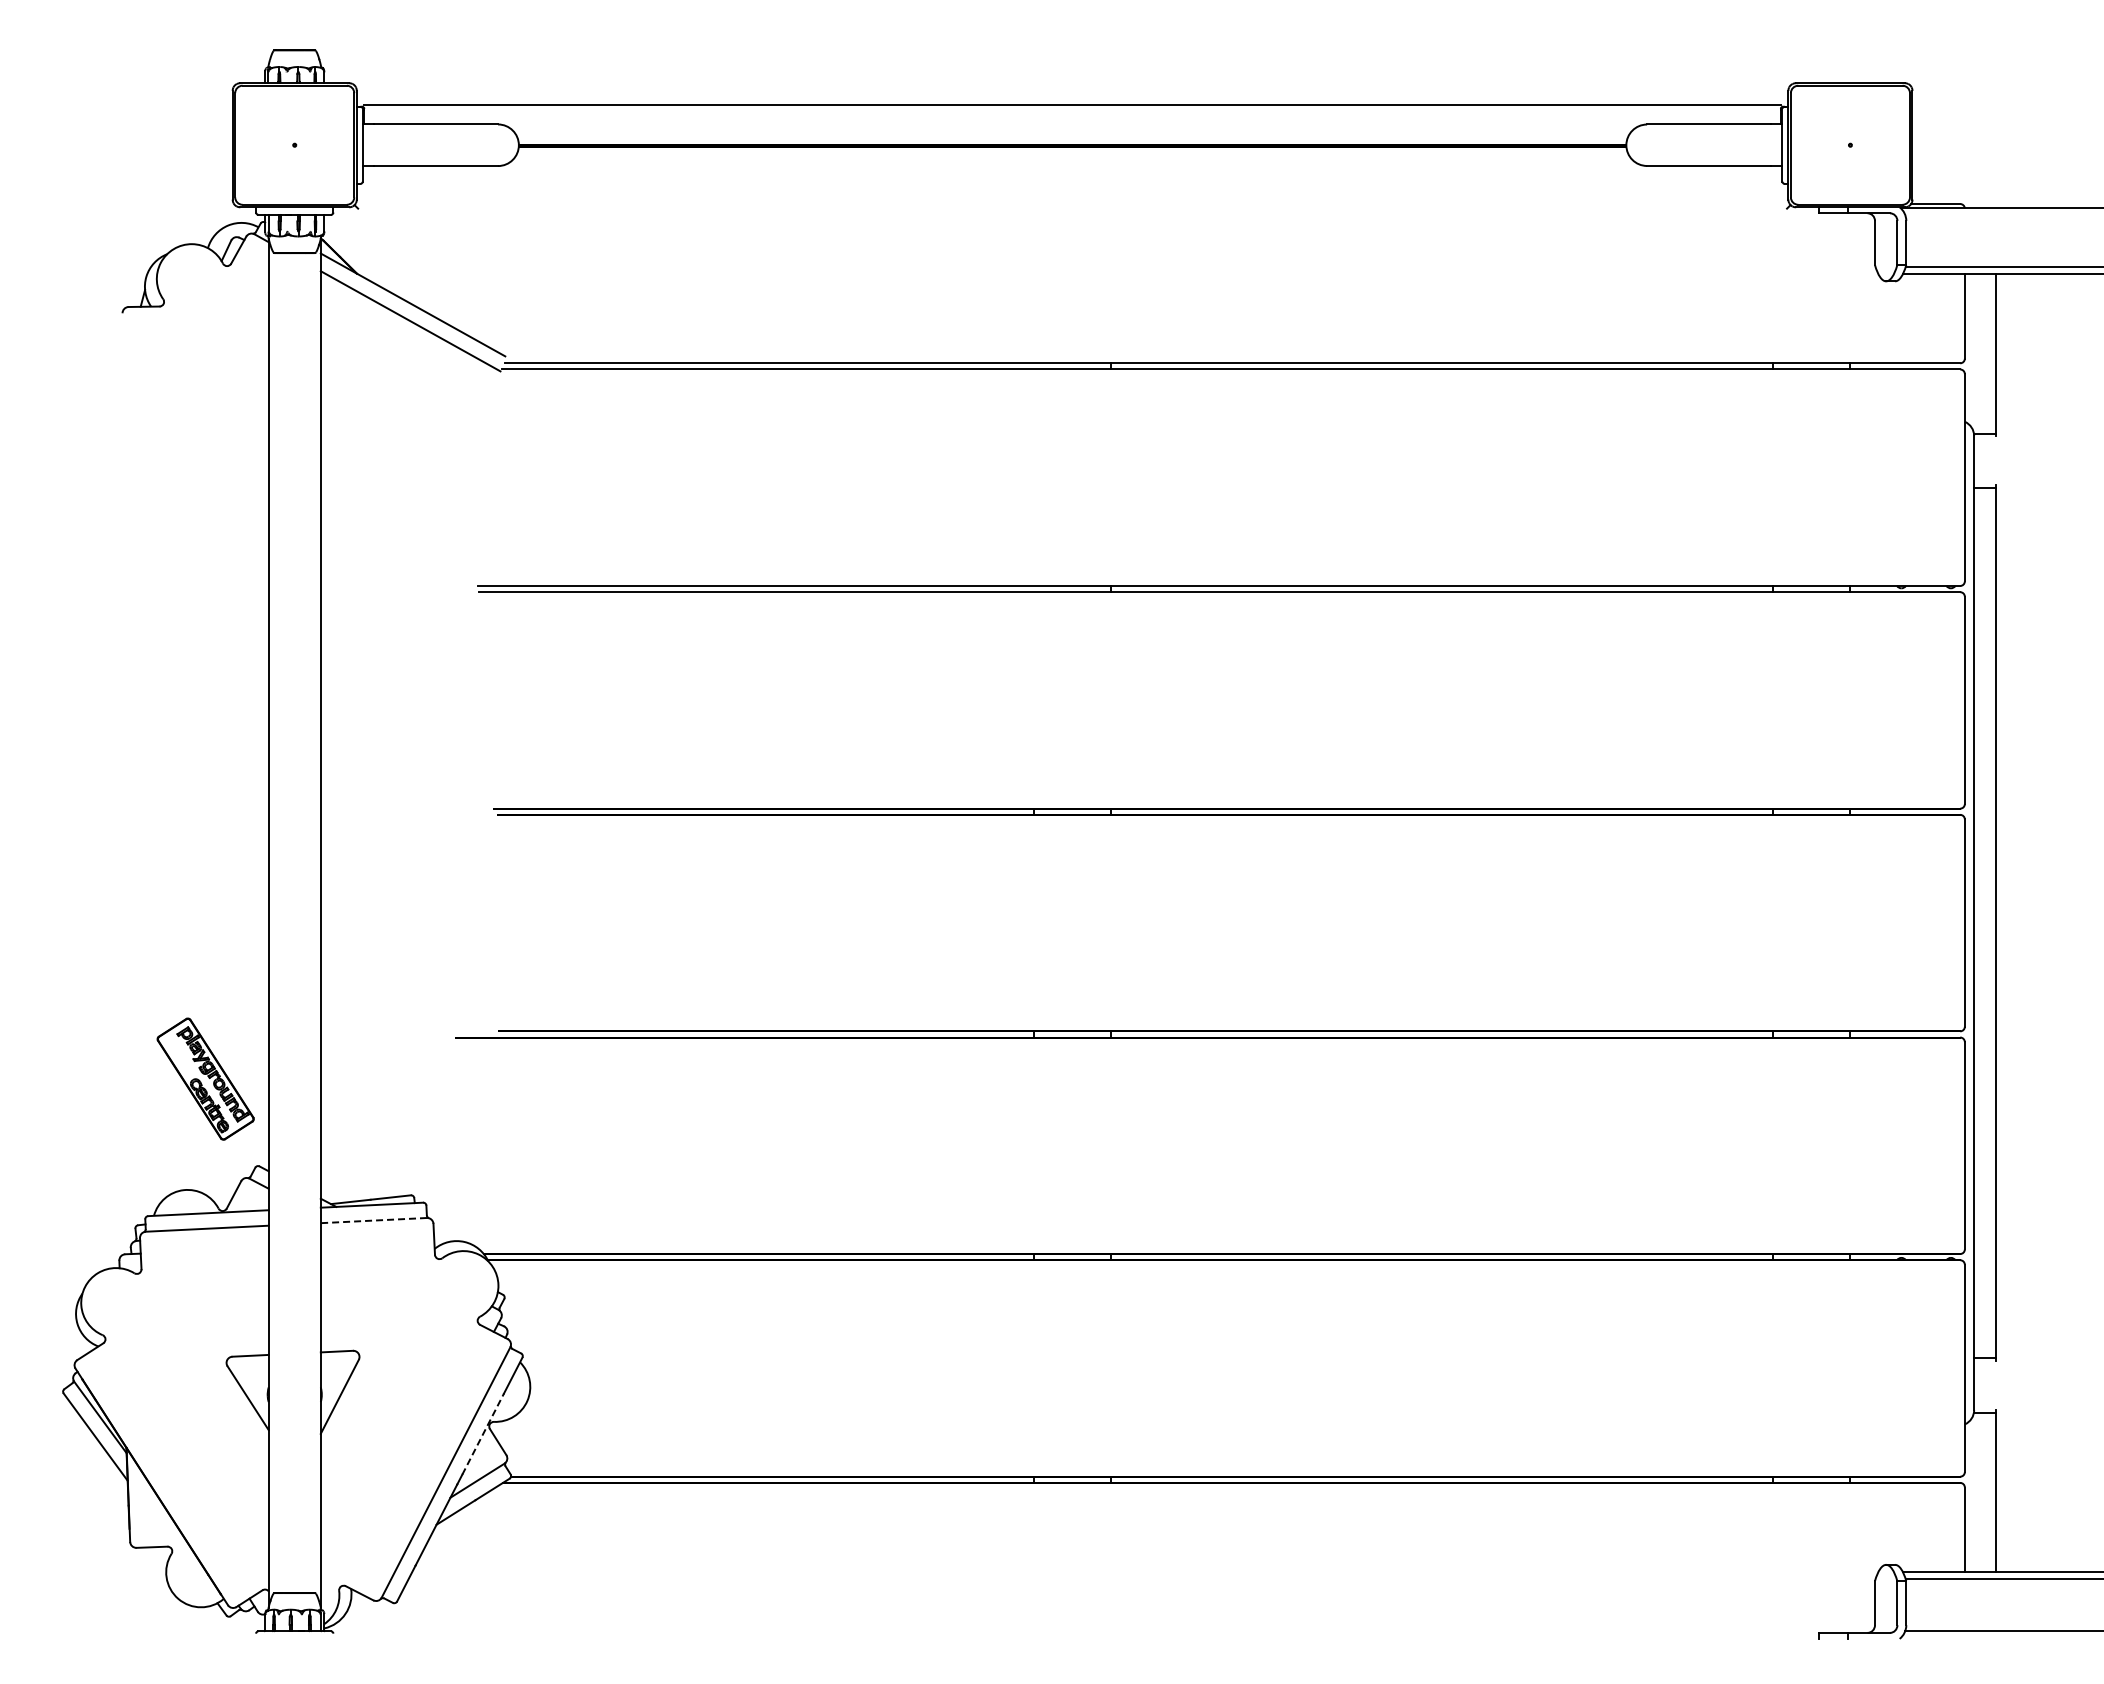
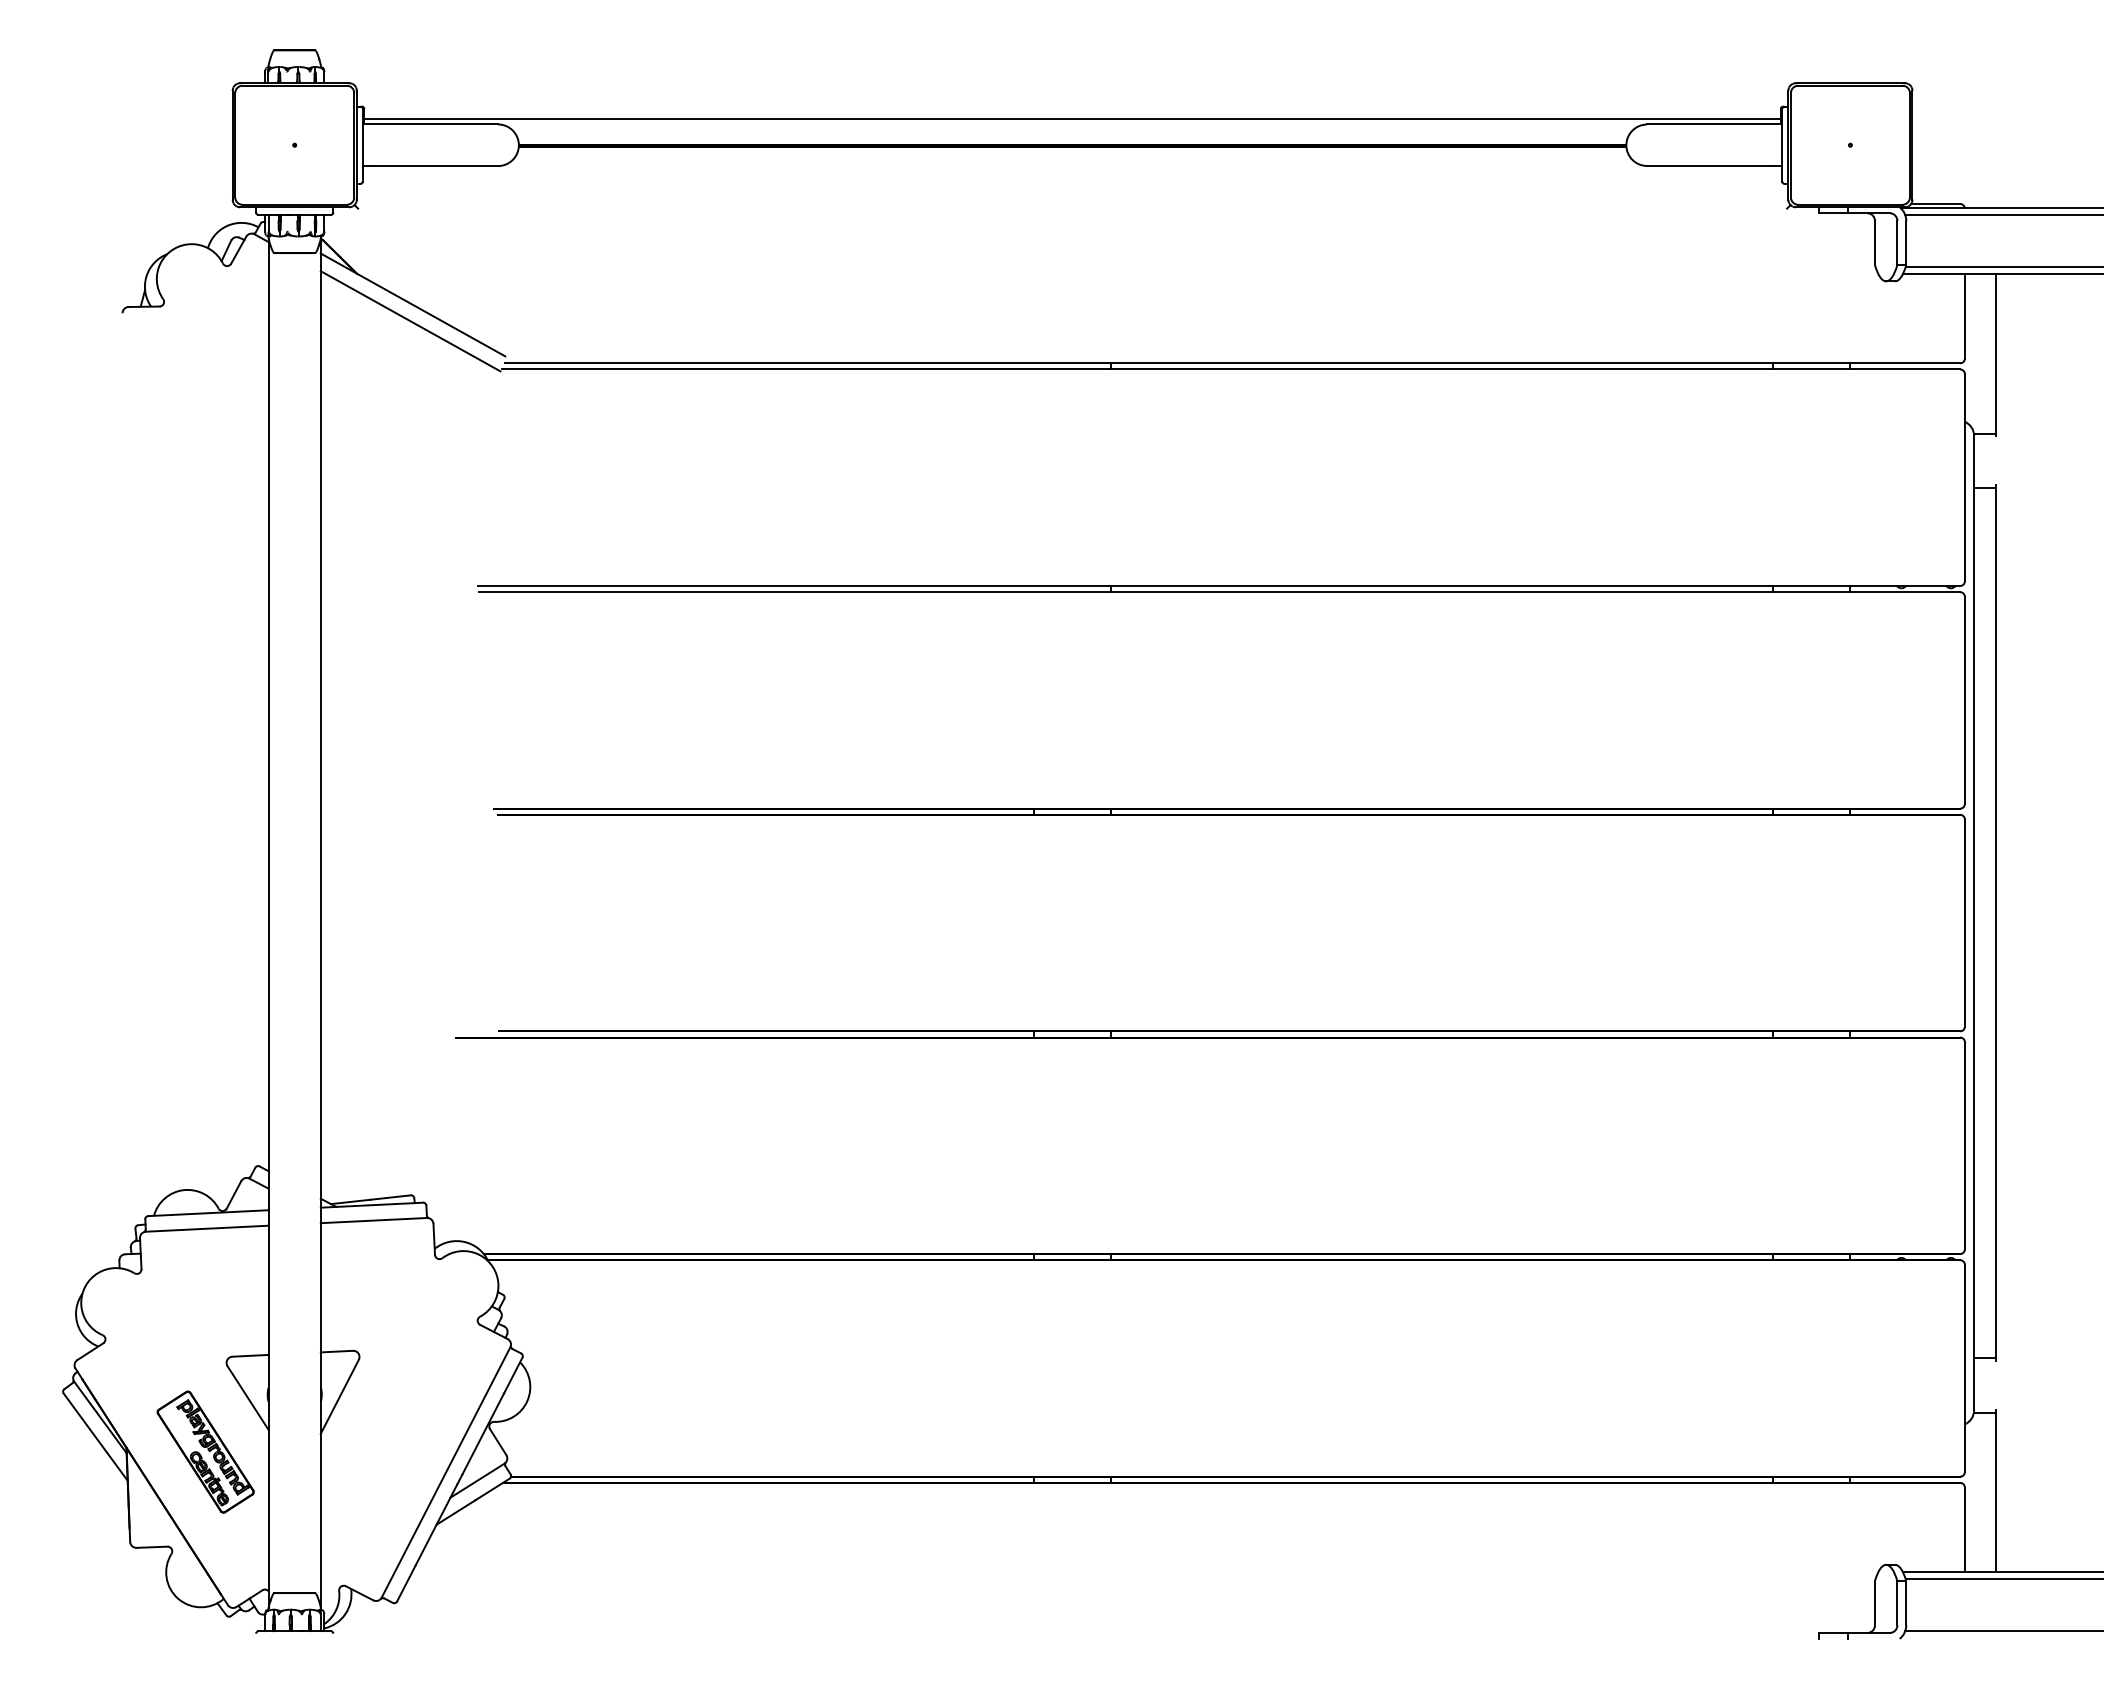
line position: (1072, 104) -> (1072, 118) (1072, 118)
line: none -> present (2002, 214)
part position: (205, 1078) -> (205, 1451) (205, 1451)
line: dashed -> solid (373, 1220)
line: dashed -> solid (483, 1434)
